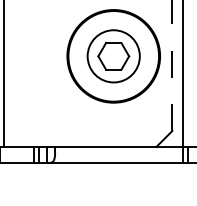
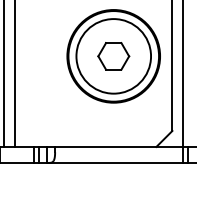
circle diameter: 52 px -> 75 px (113, 56)
line: dashed -> solid (172, 65)
line: none -> present (15, 74)
